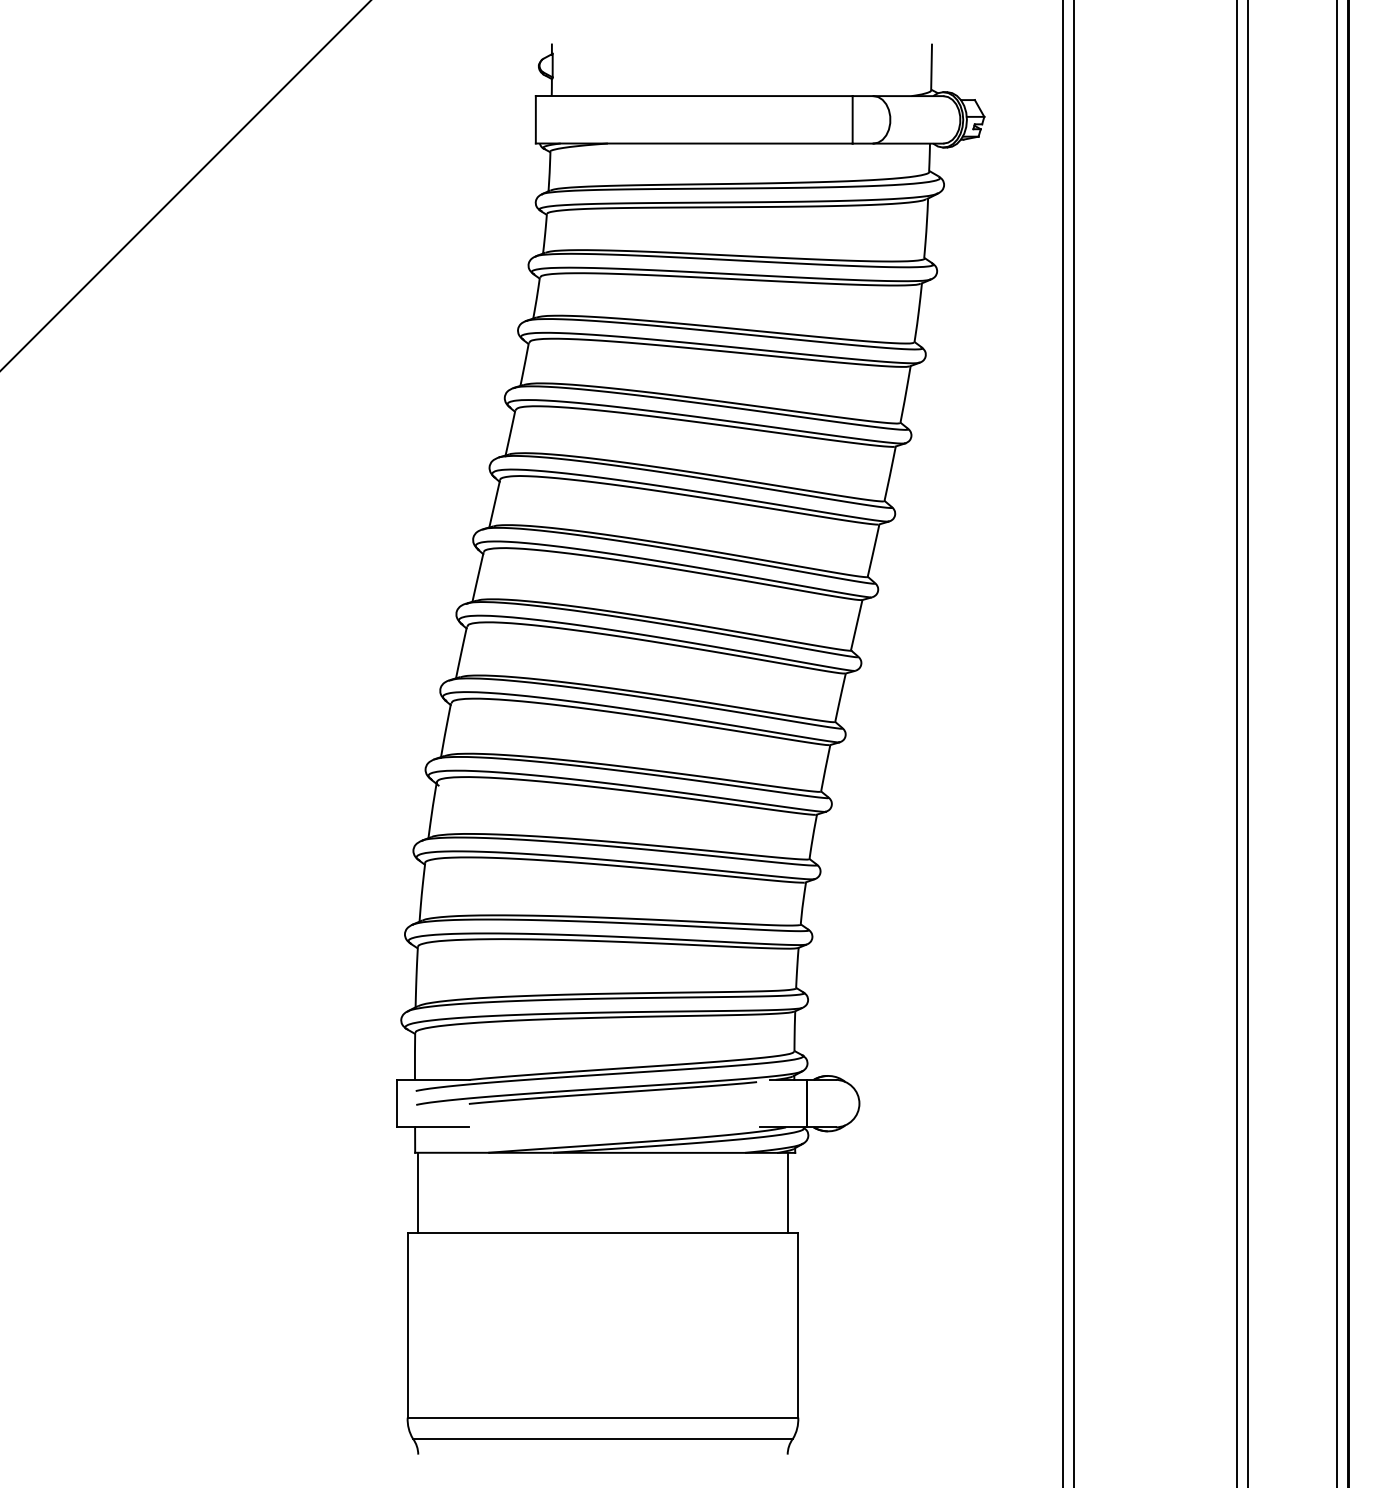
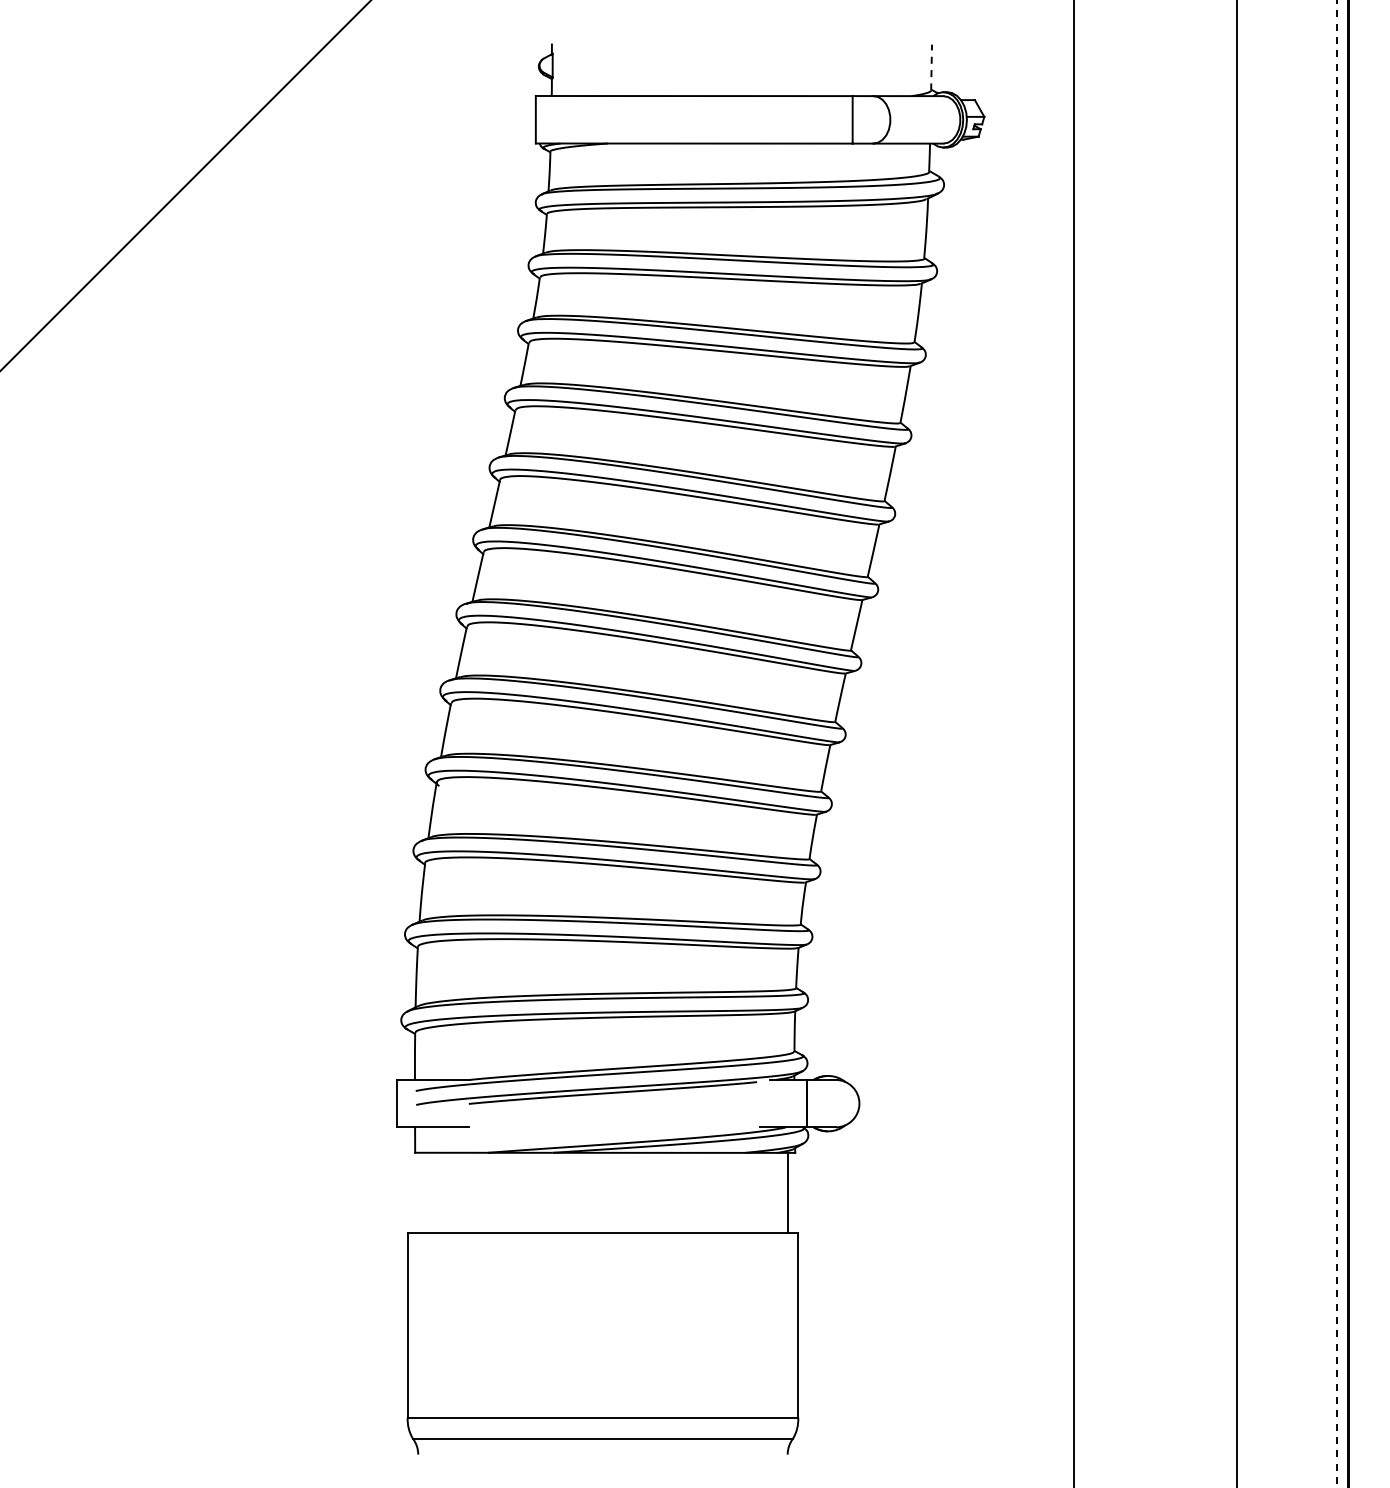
line: solid -> dashed (931, 67)
line: present -> none (1062, 743)
line: present -> none (1248, 743)
line: solid -> dashed (1337, 744)
line: present -> none (418, 1192)
